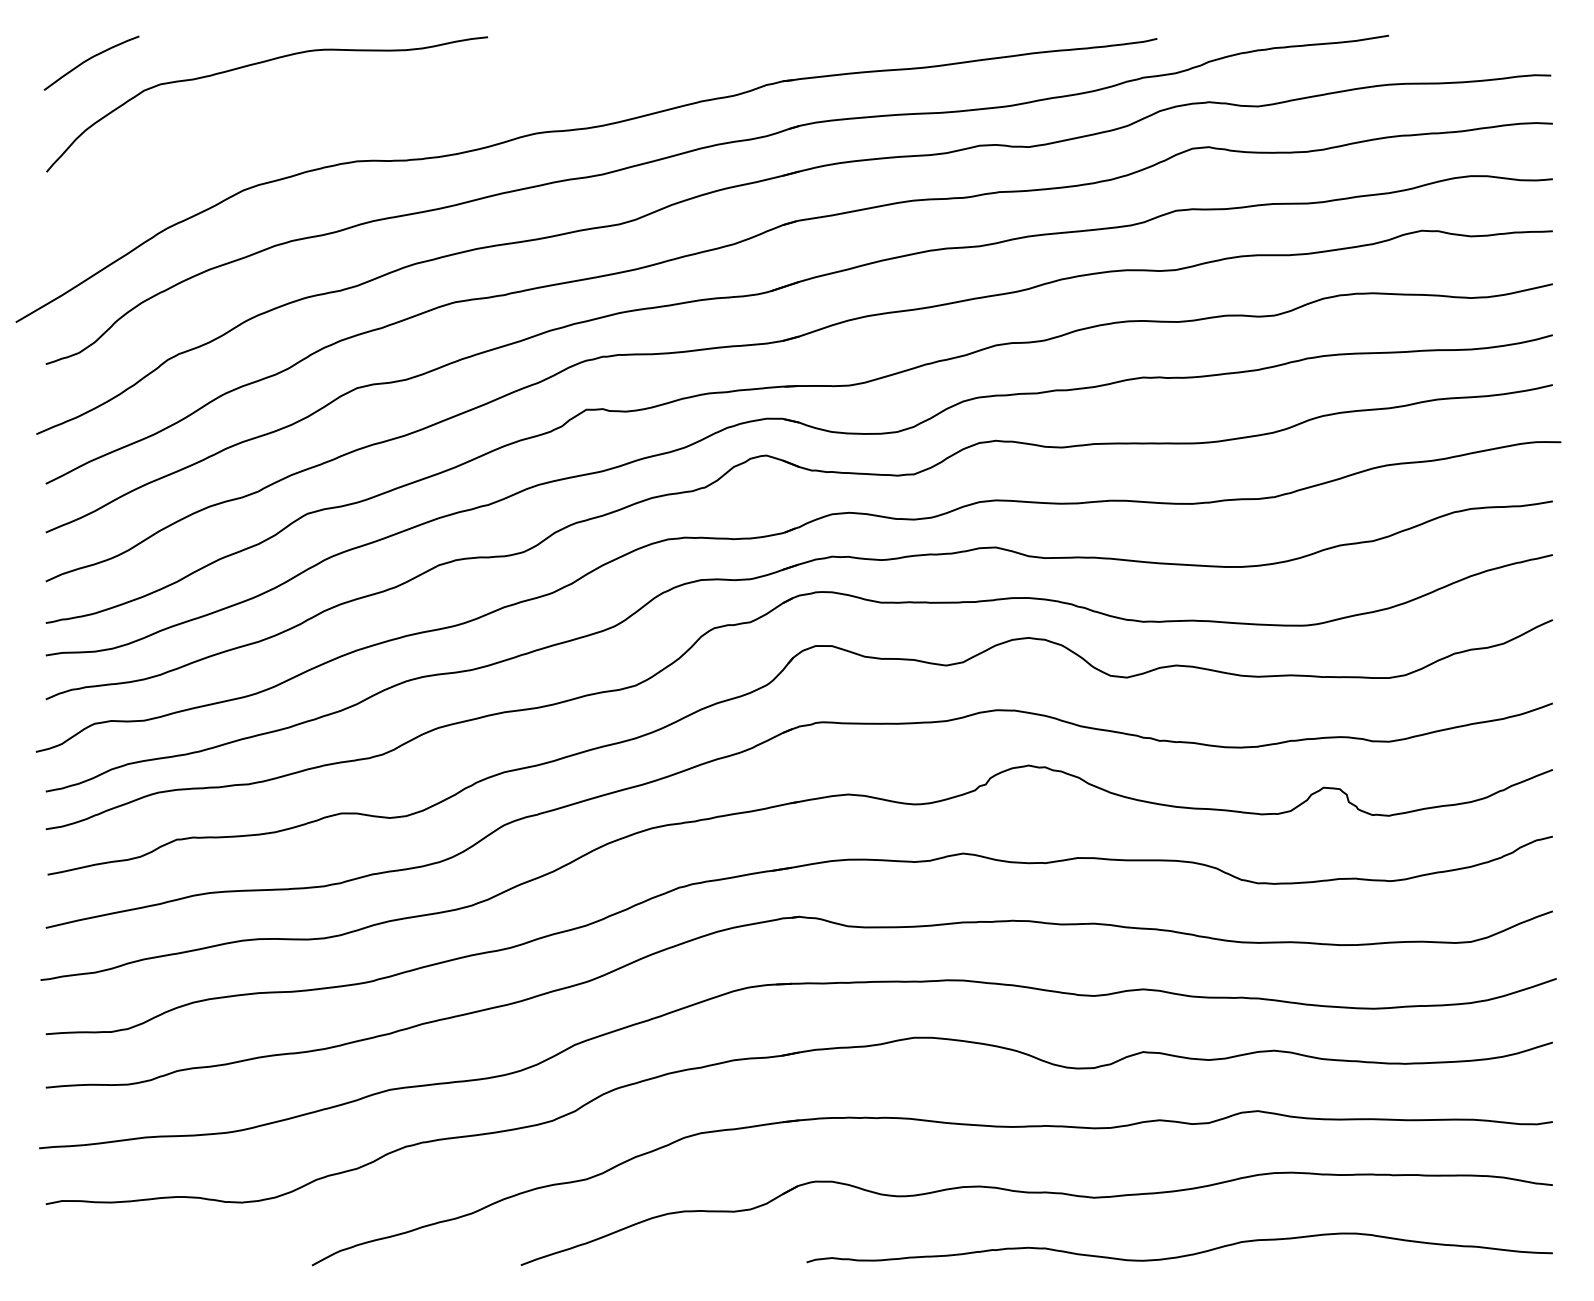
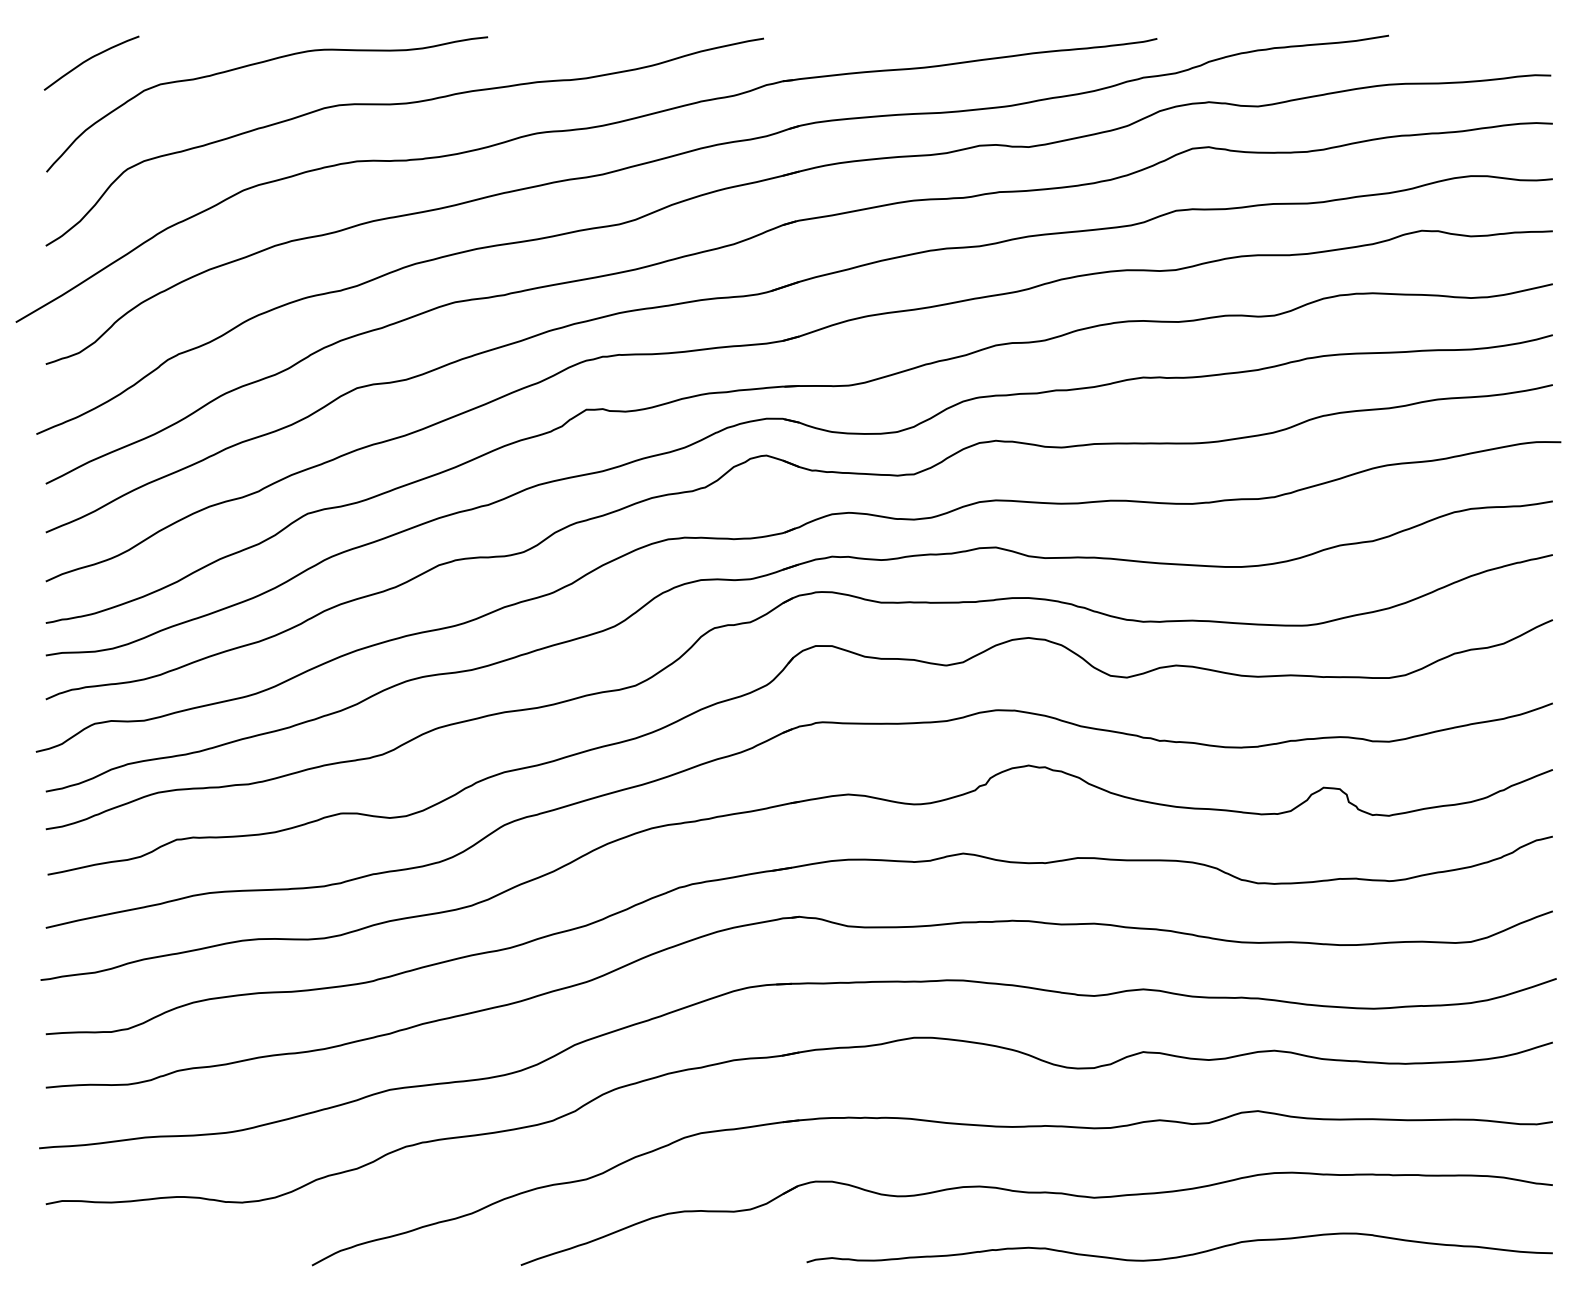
curve: none -> present (404, 104)
